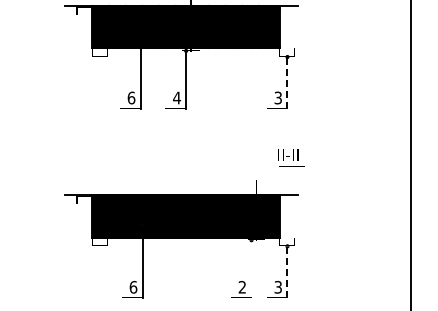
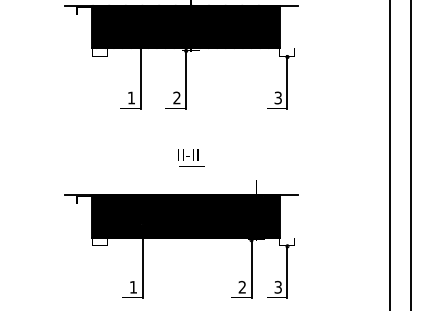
line: dashed -> solid (287, 82)
text: 6 -> 1 (131, 97)
text: 4 -> 2 (177, 97)
line: none -> present (390, 154)
text position: (291, 157) -> (191, 157) (191, 157)
line: none -> present (251, 268)
line: dashed -> solid (287, 271)
text: 6 -> 1 (133, 286)
